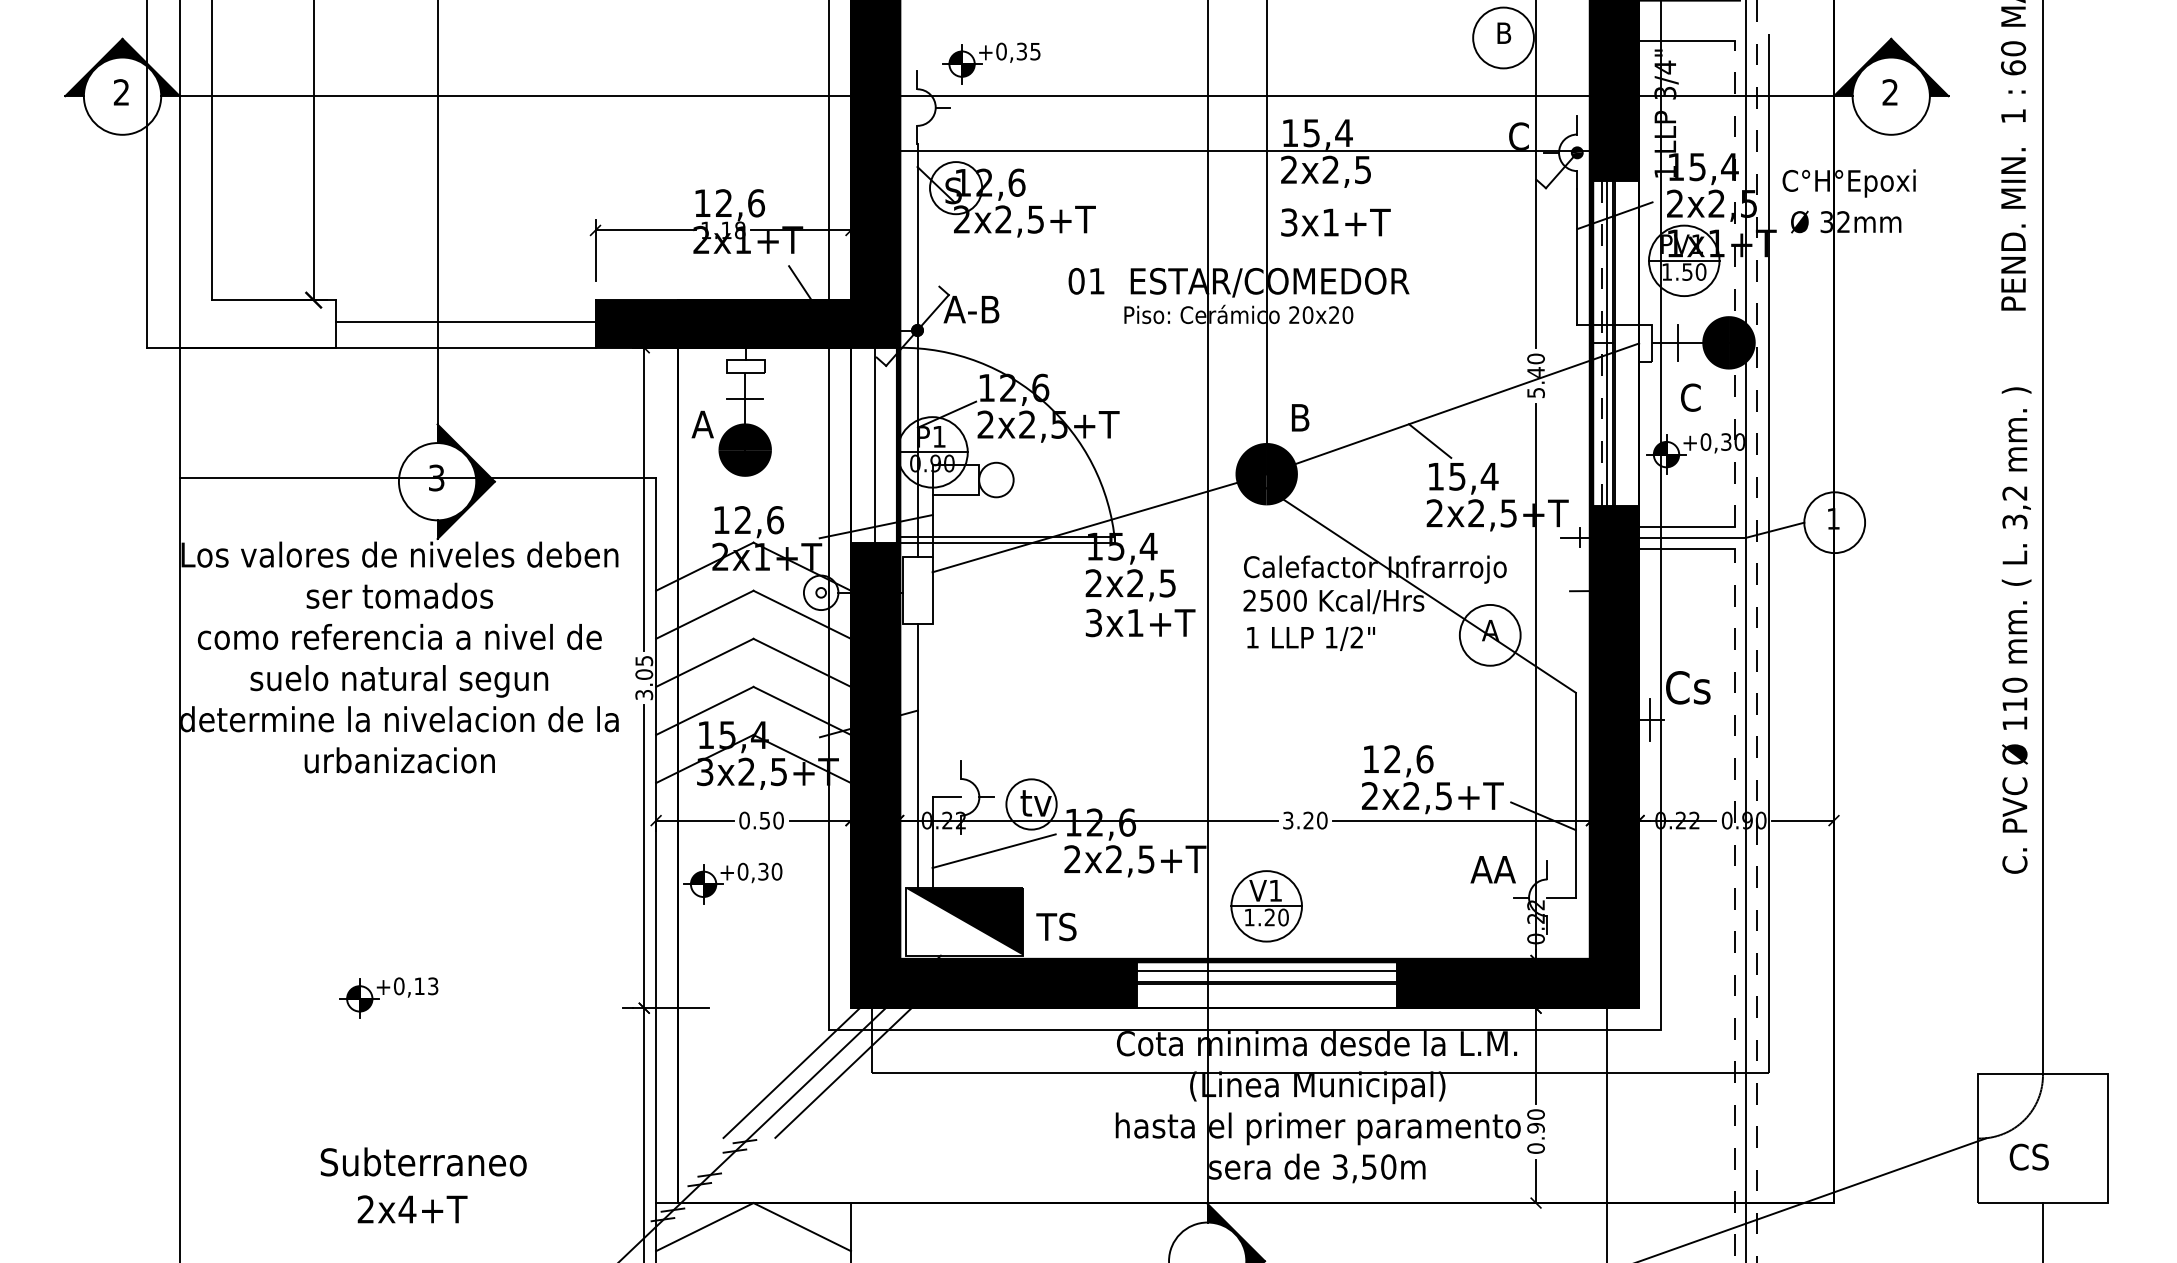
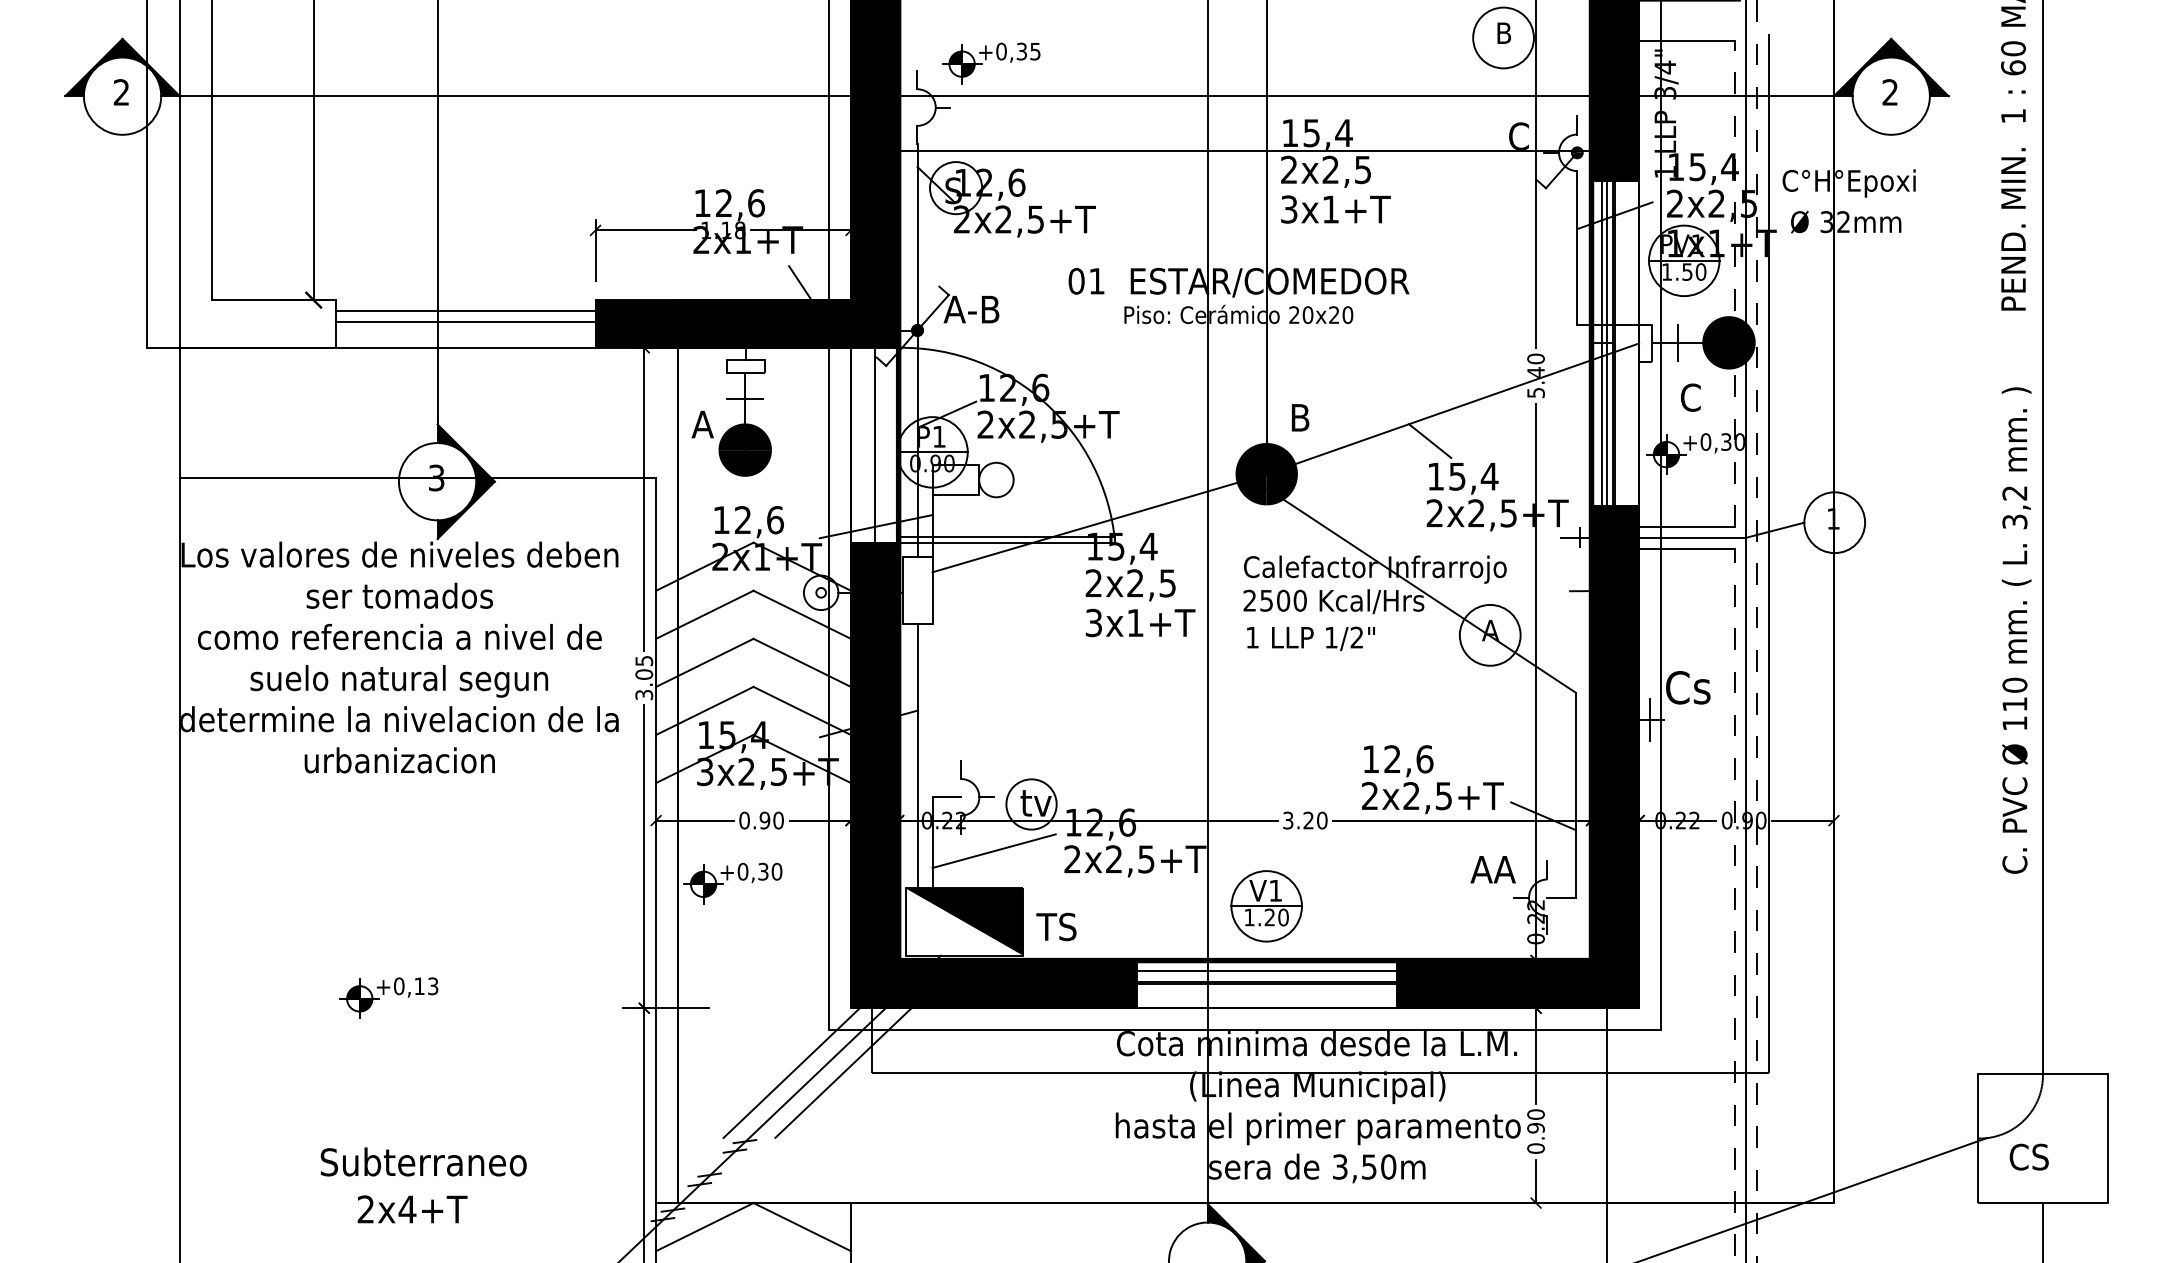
text position: (1335, 222) -> (1335, 209) (1335, 209)
line: none -> present (465, 311)
line: dashed -> solid (1602, 342)
text: 0.50 -> 0.90 (764, 820)
